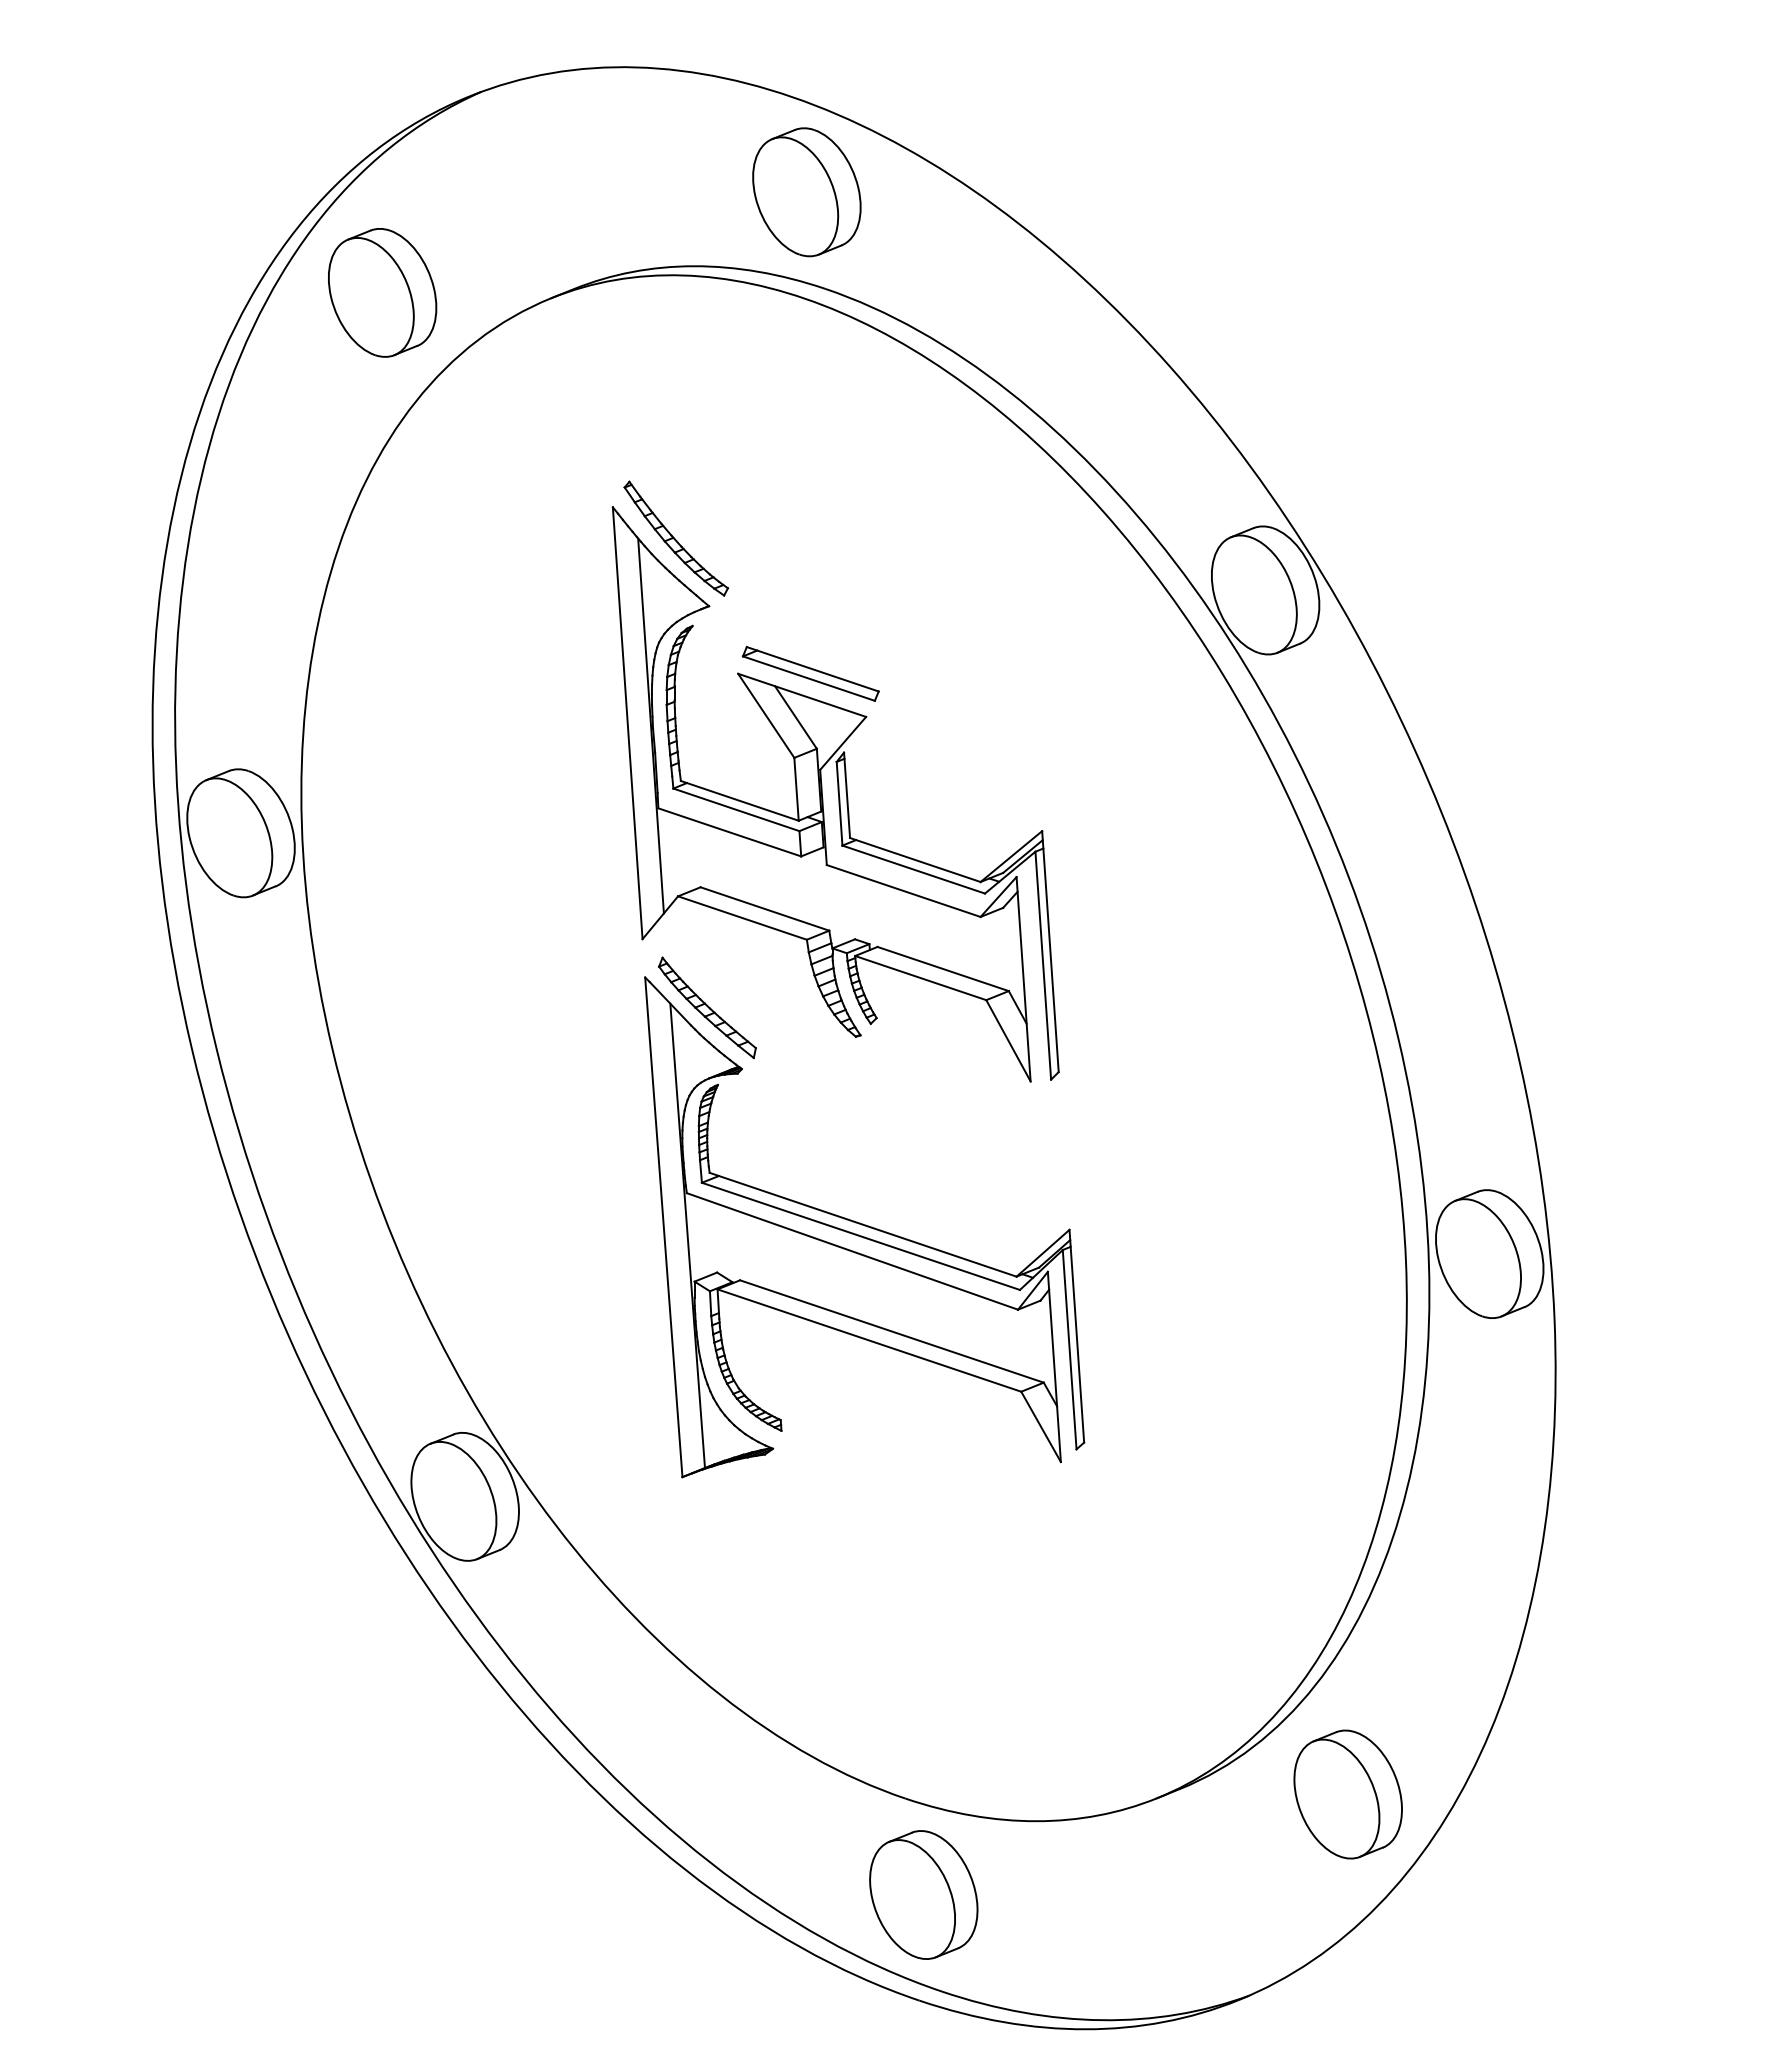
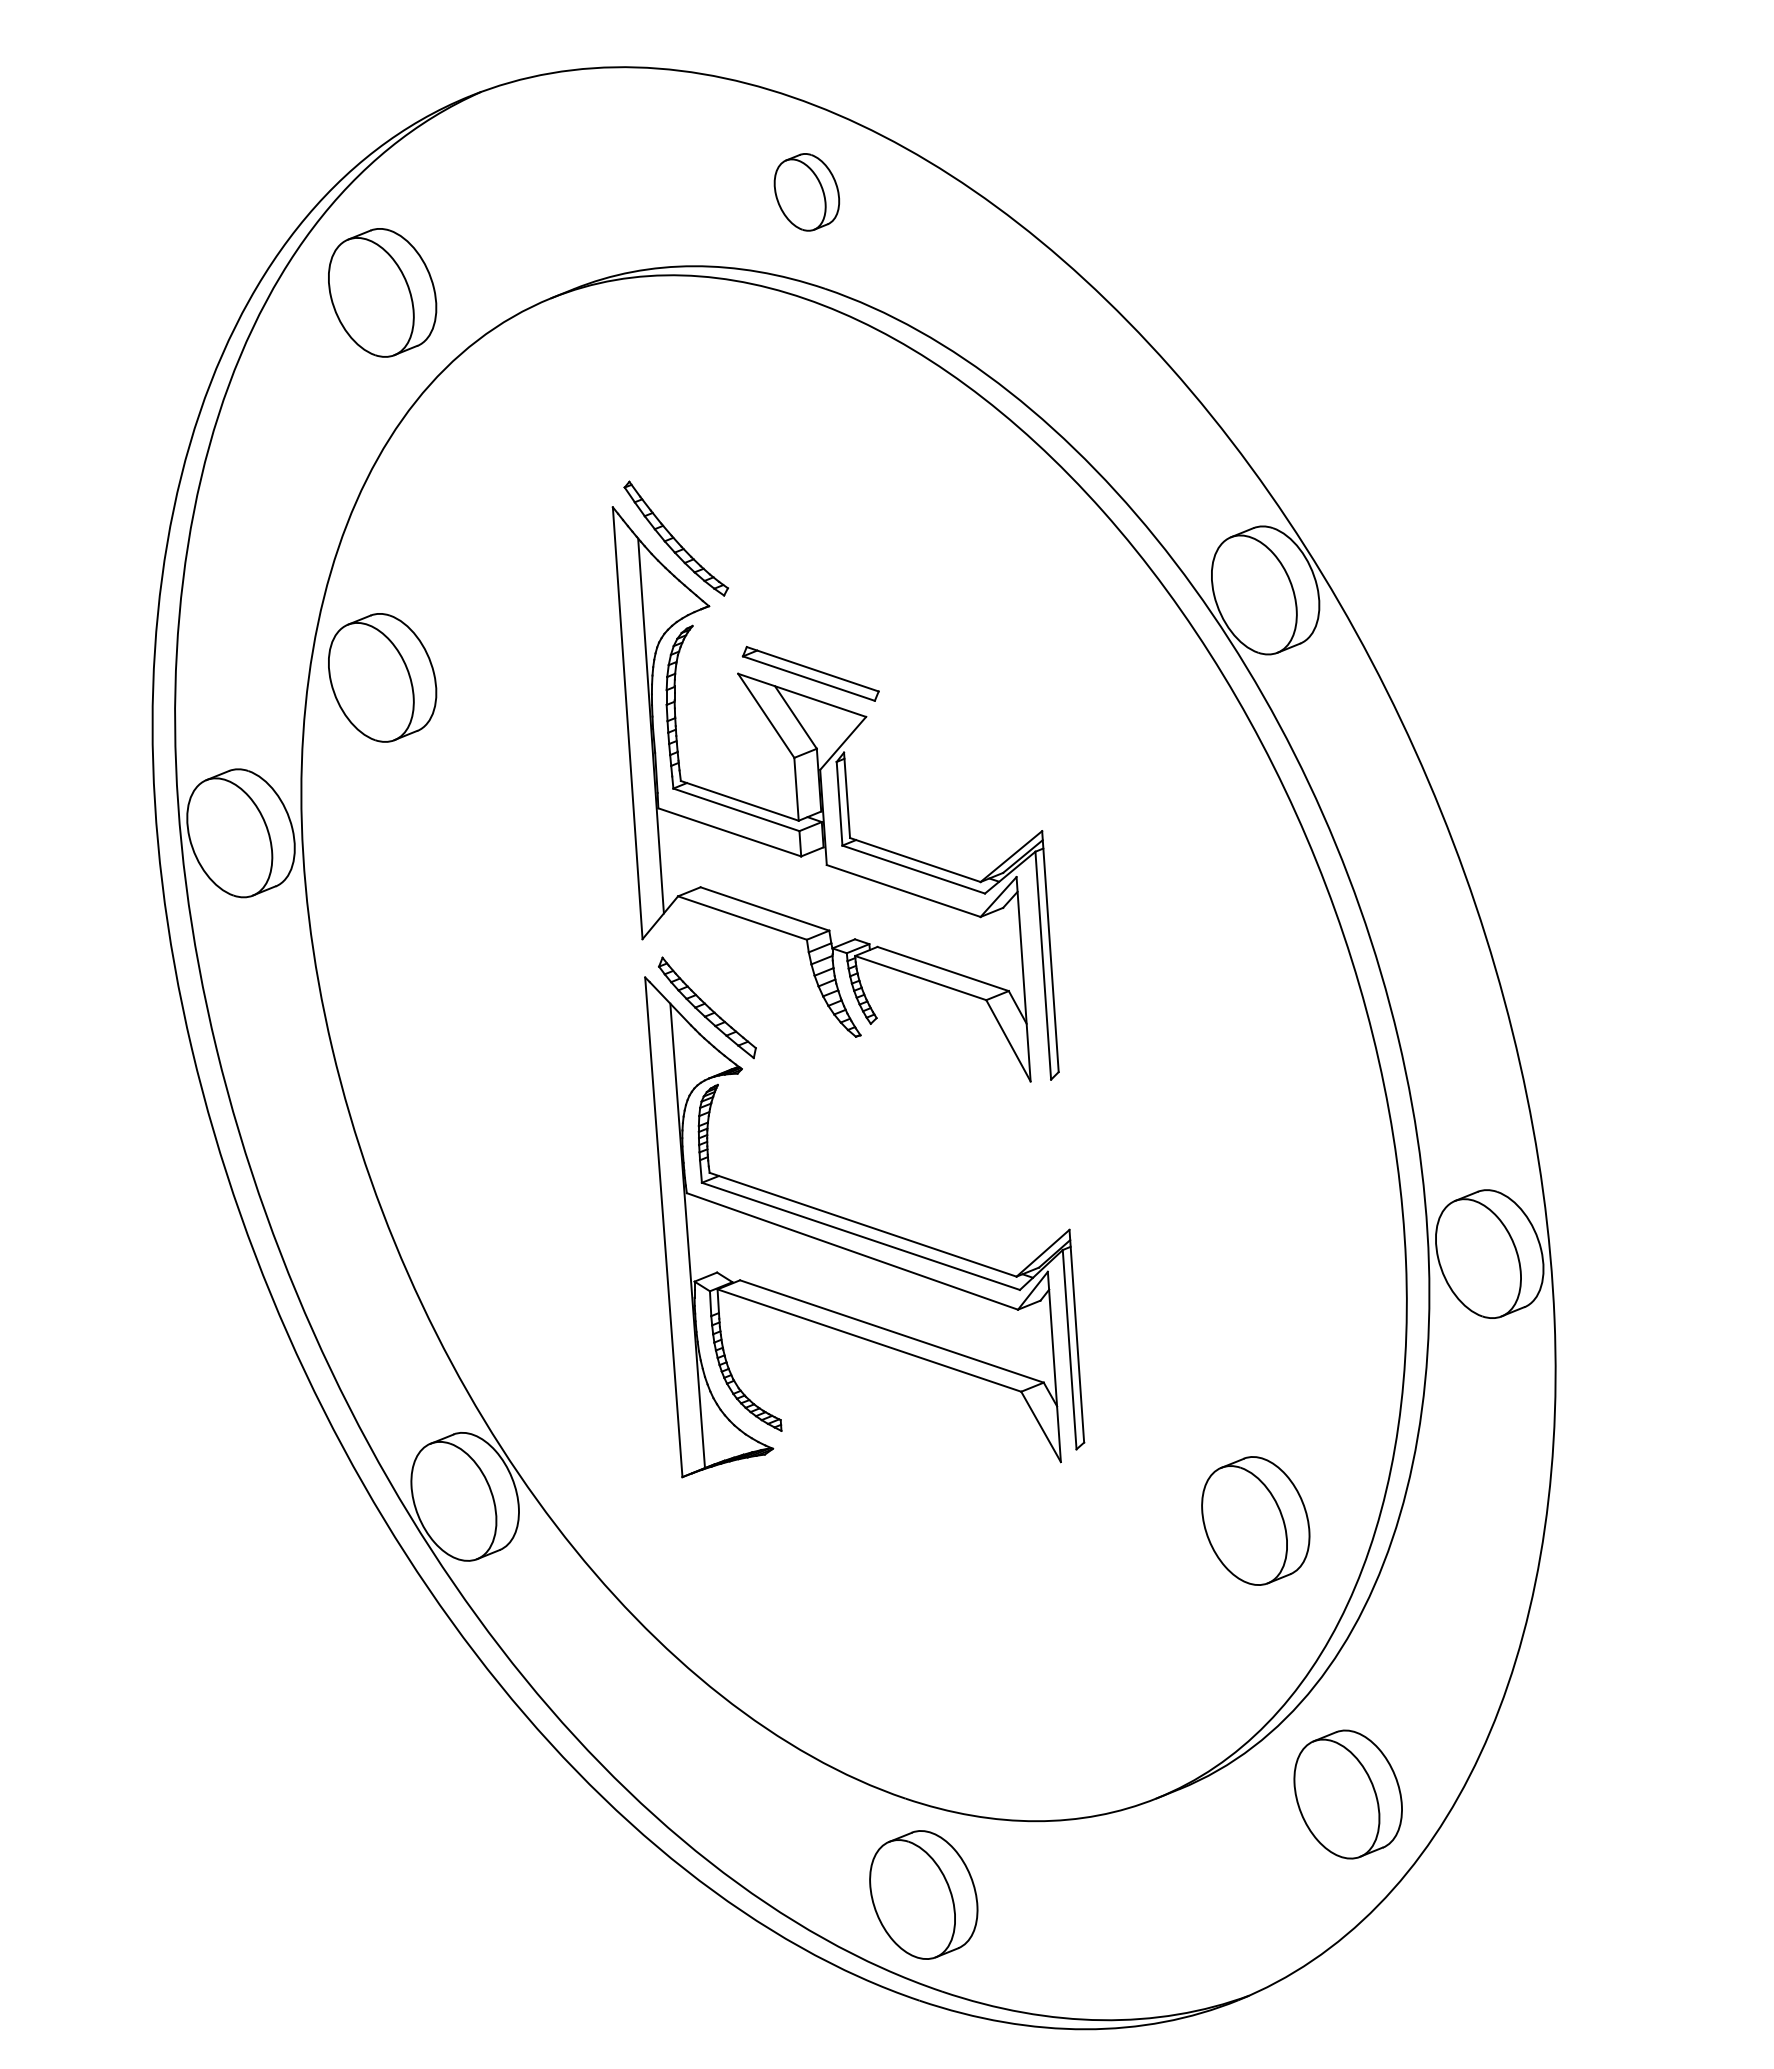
part size: 110x131 px -> 68x79 px (806, 192)
part: none -> present (382, 677)
part: none -> present (1255, 1520)
